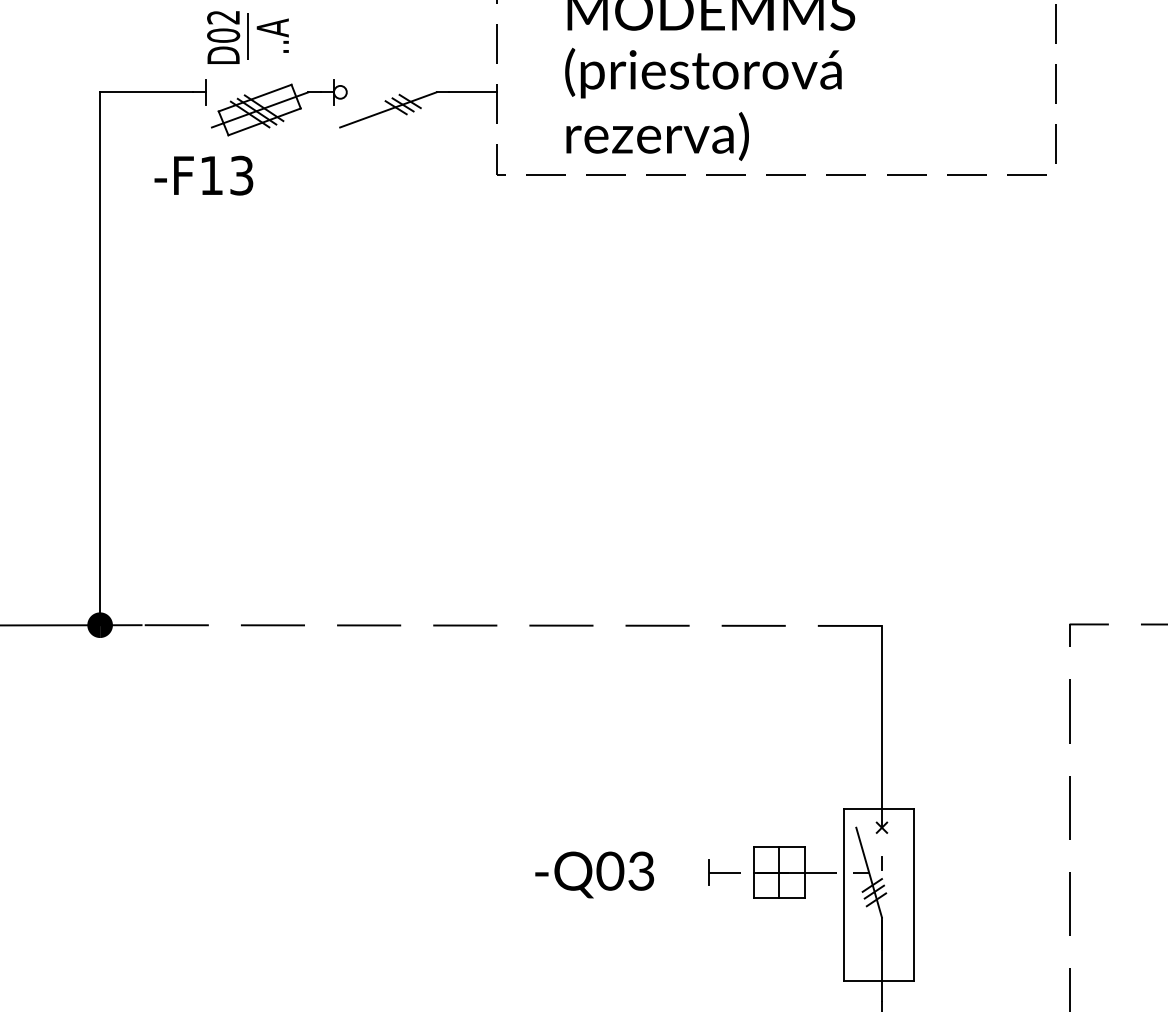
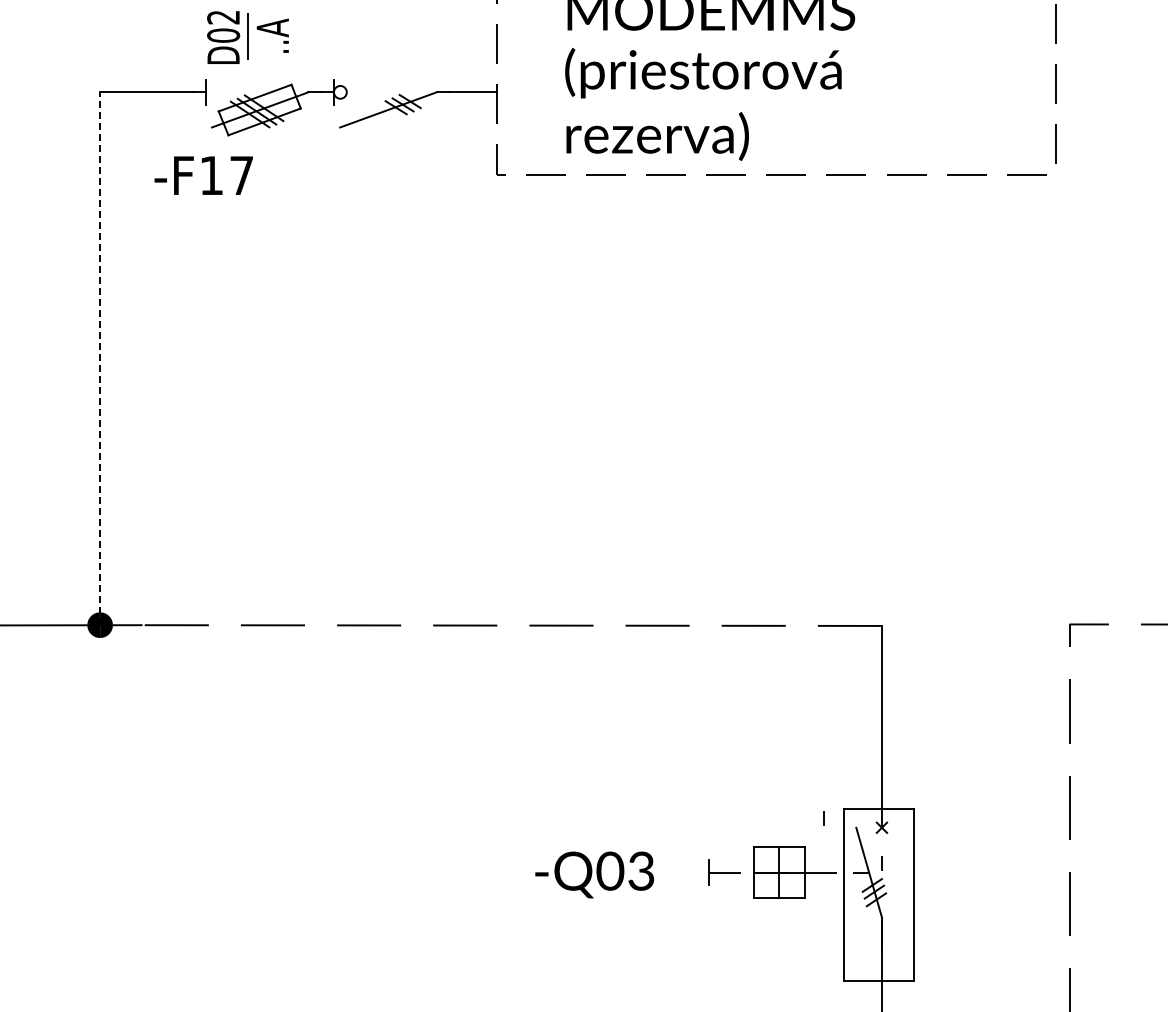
text: -F13 -> -F17 (241, 175)
line: solid -> dashed (100, 358)
line: none -> present (823, 818)
